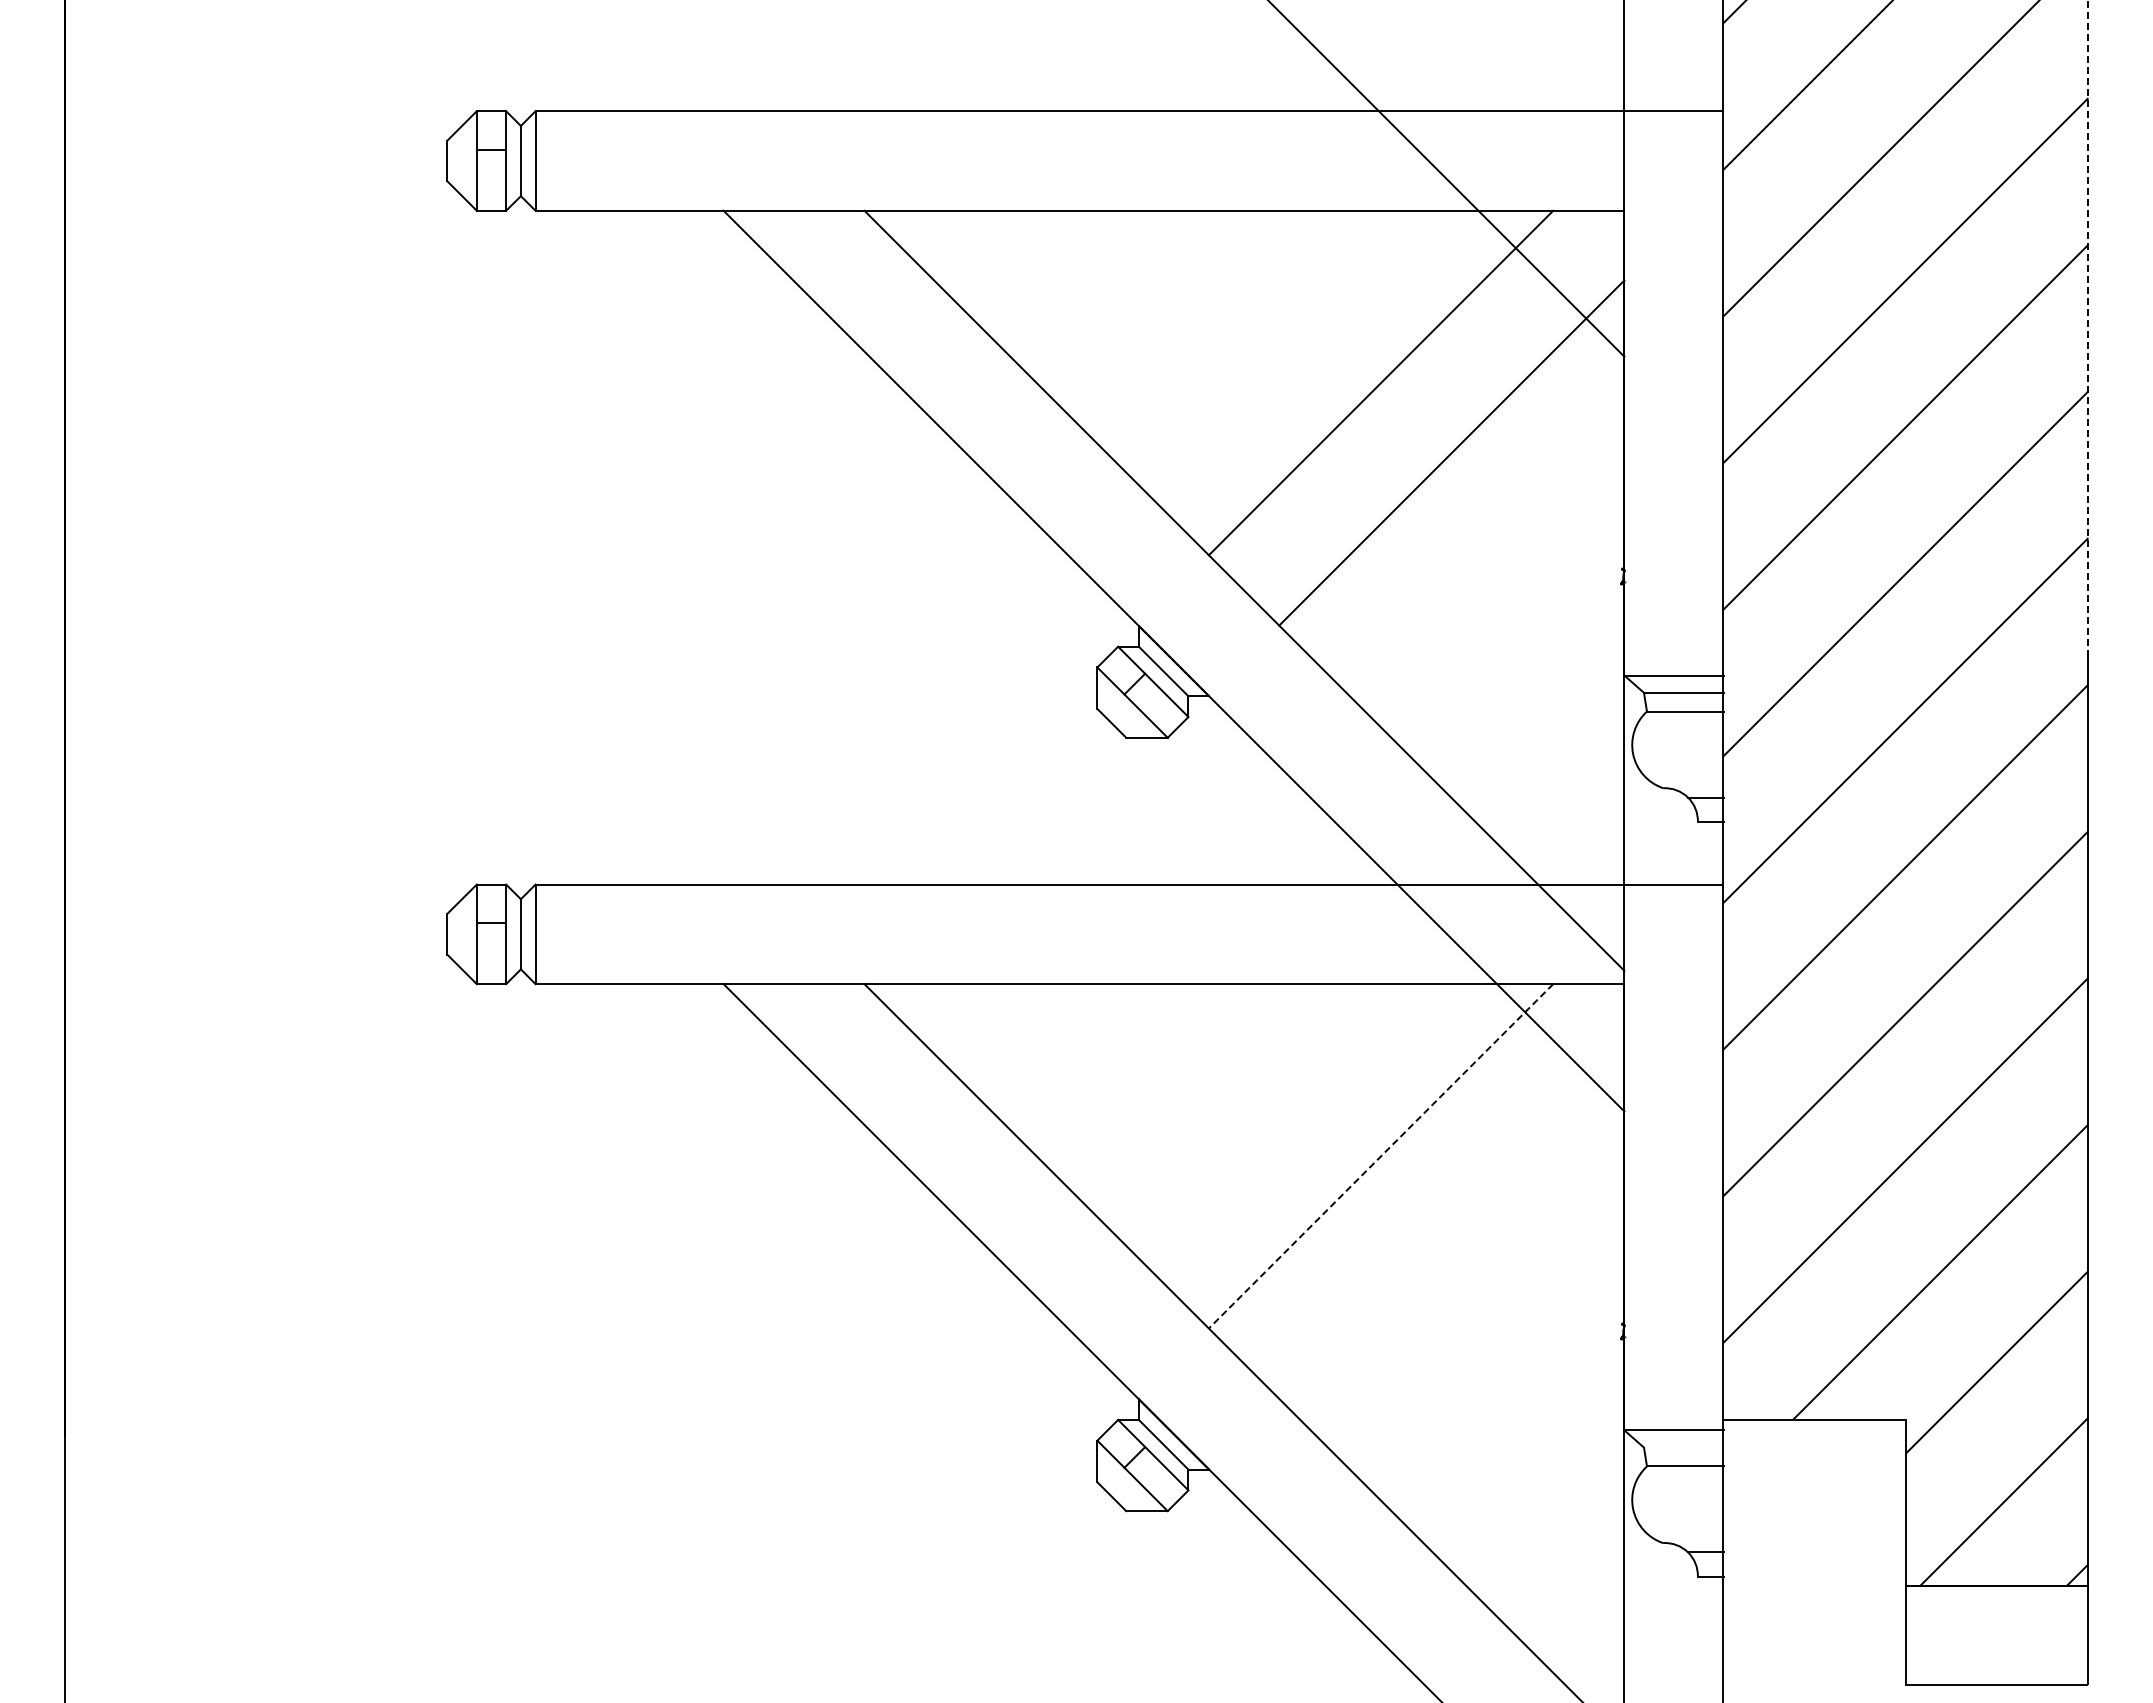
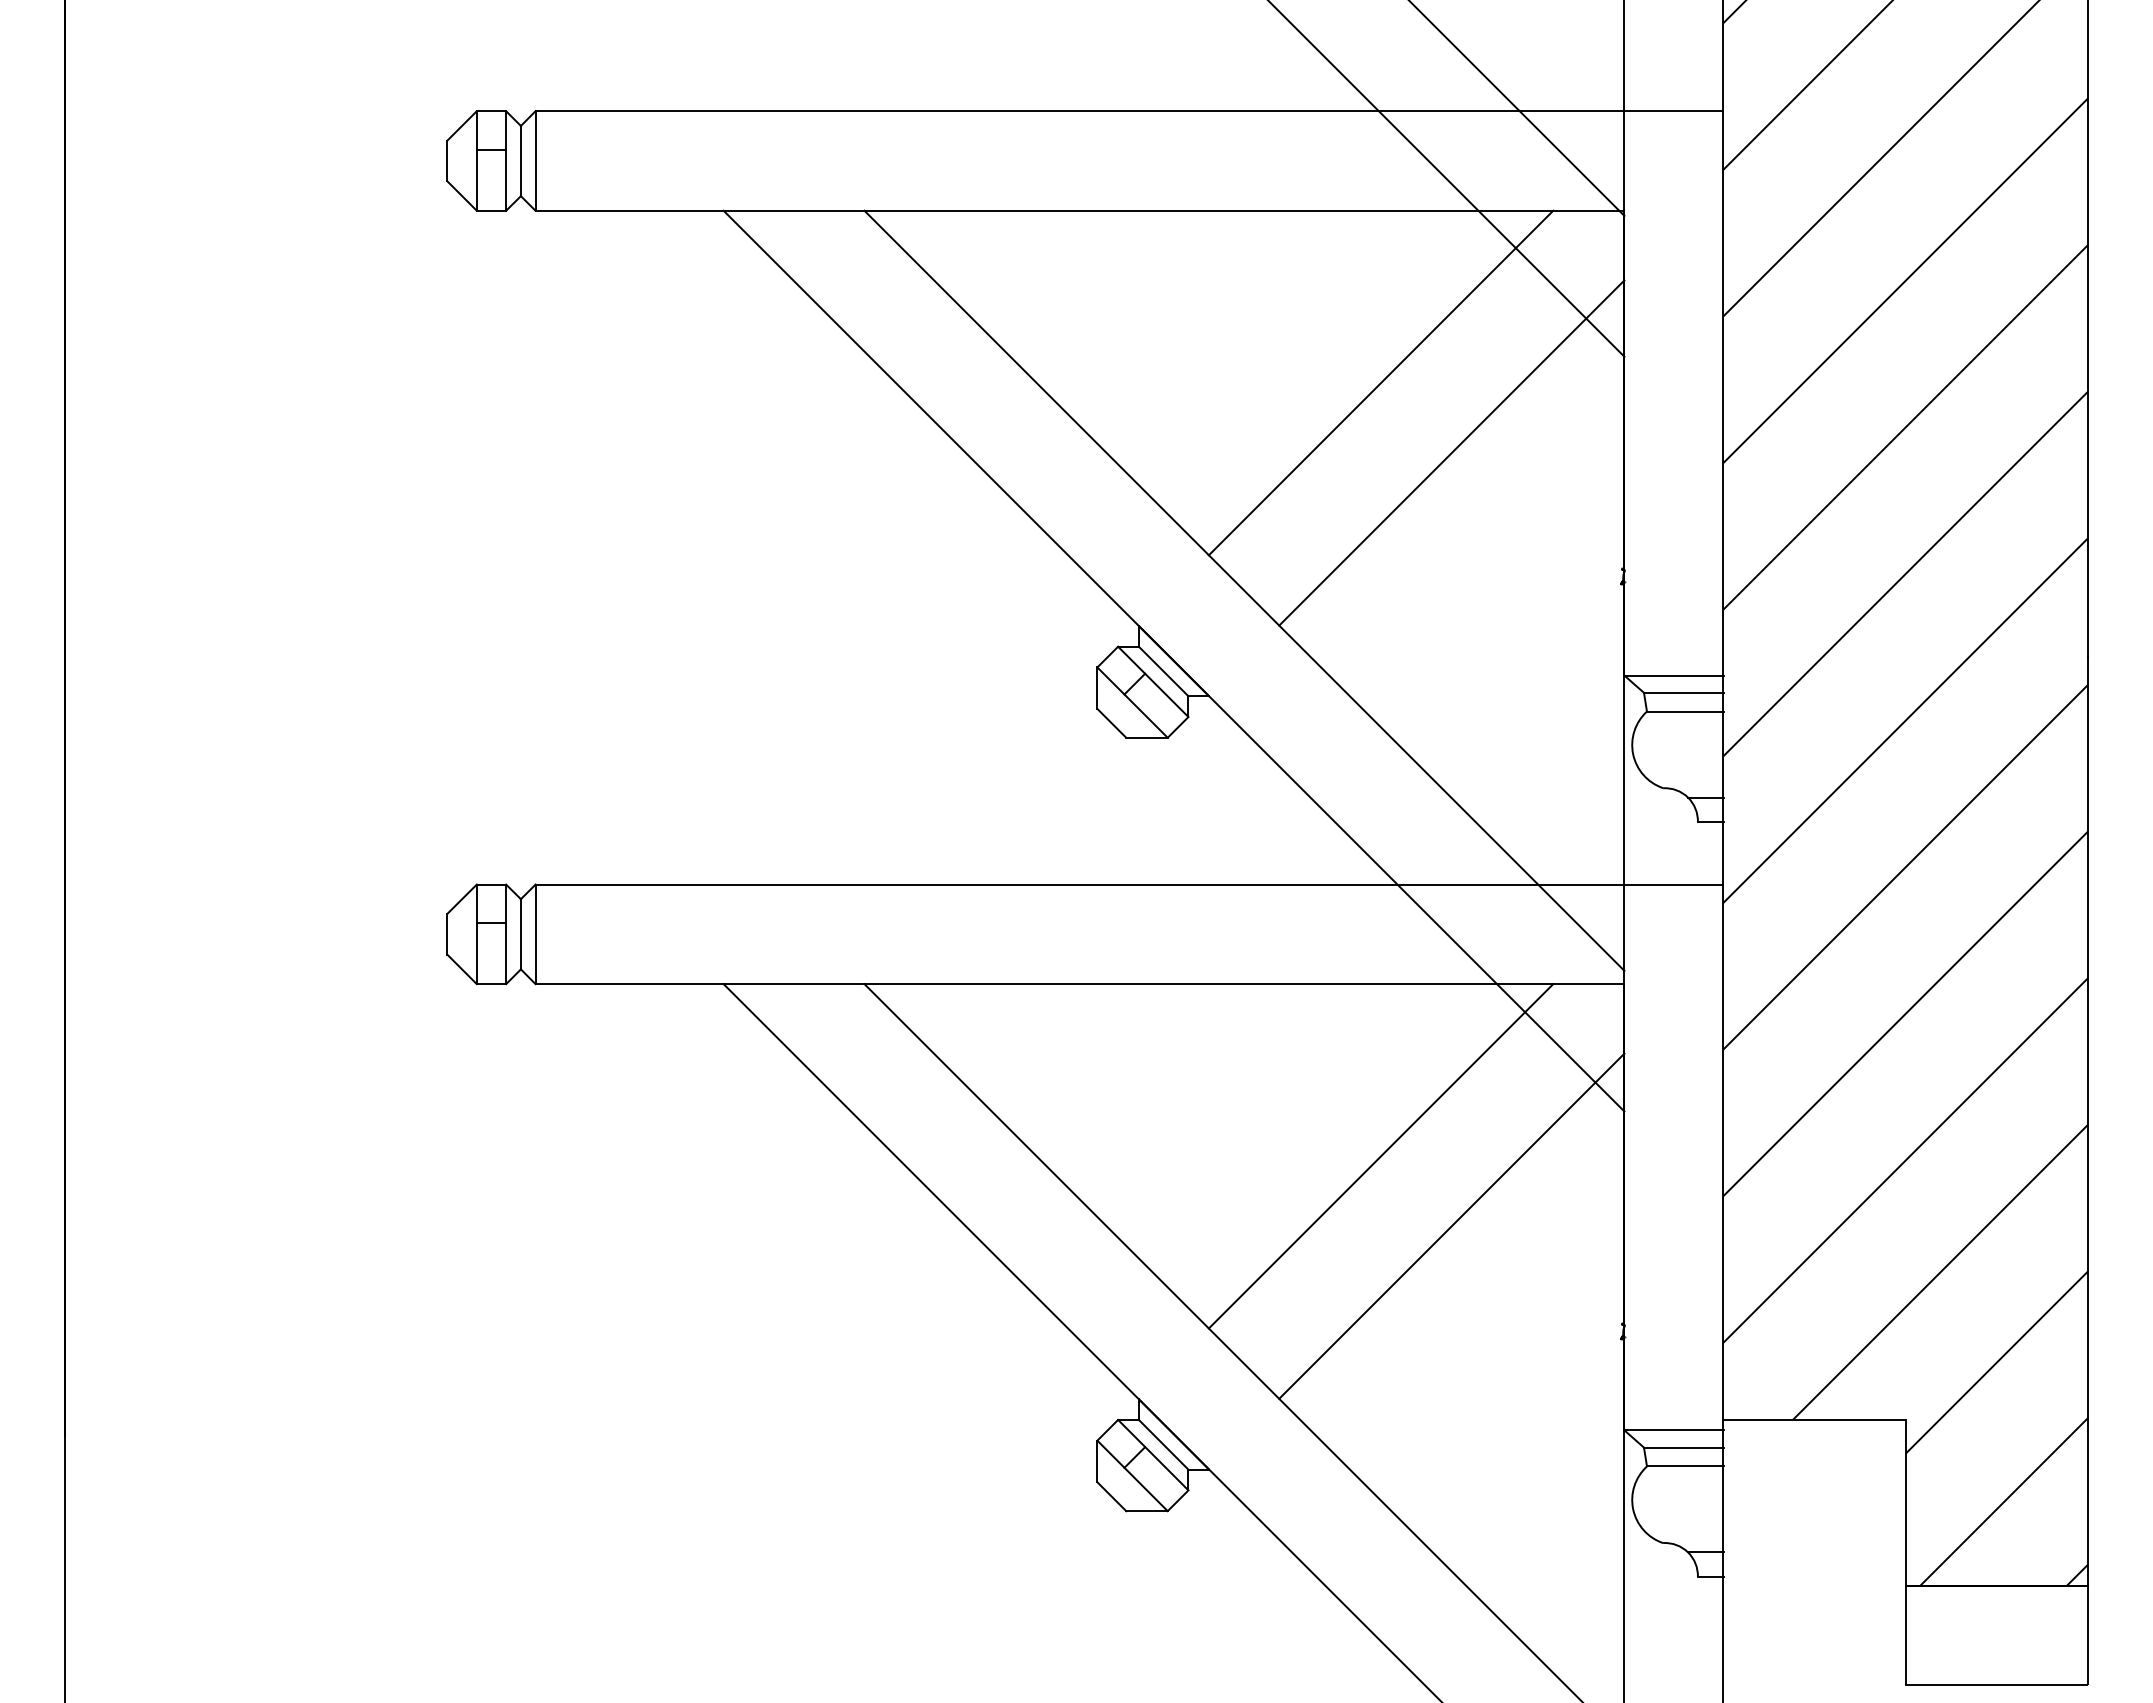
line: none -> present (1517, 108)
line: dashed -> solid (2088, 328)
line: dashed -> solid (1381, 1156)
line: none -> present (1451, 1225)
line: none -> present (1683, 1447)
